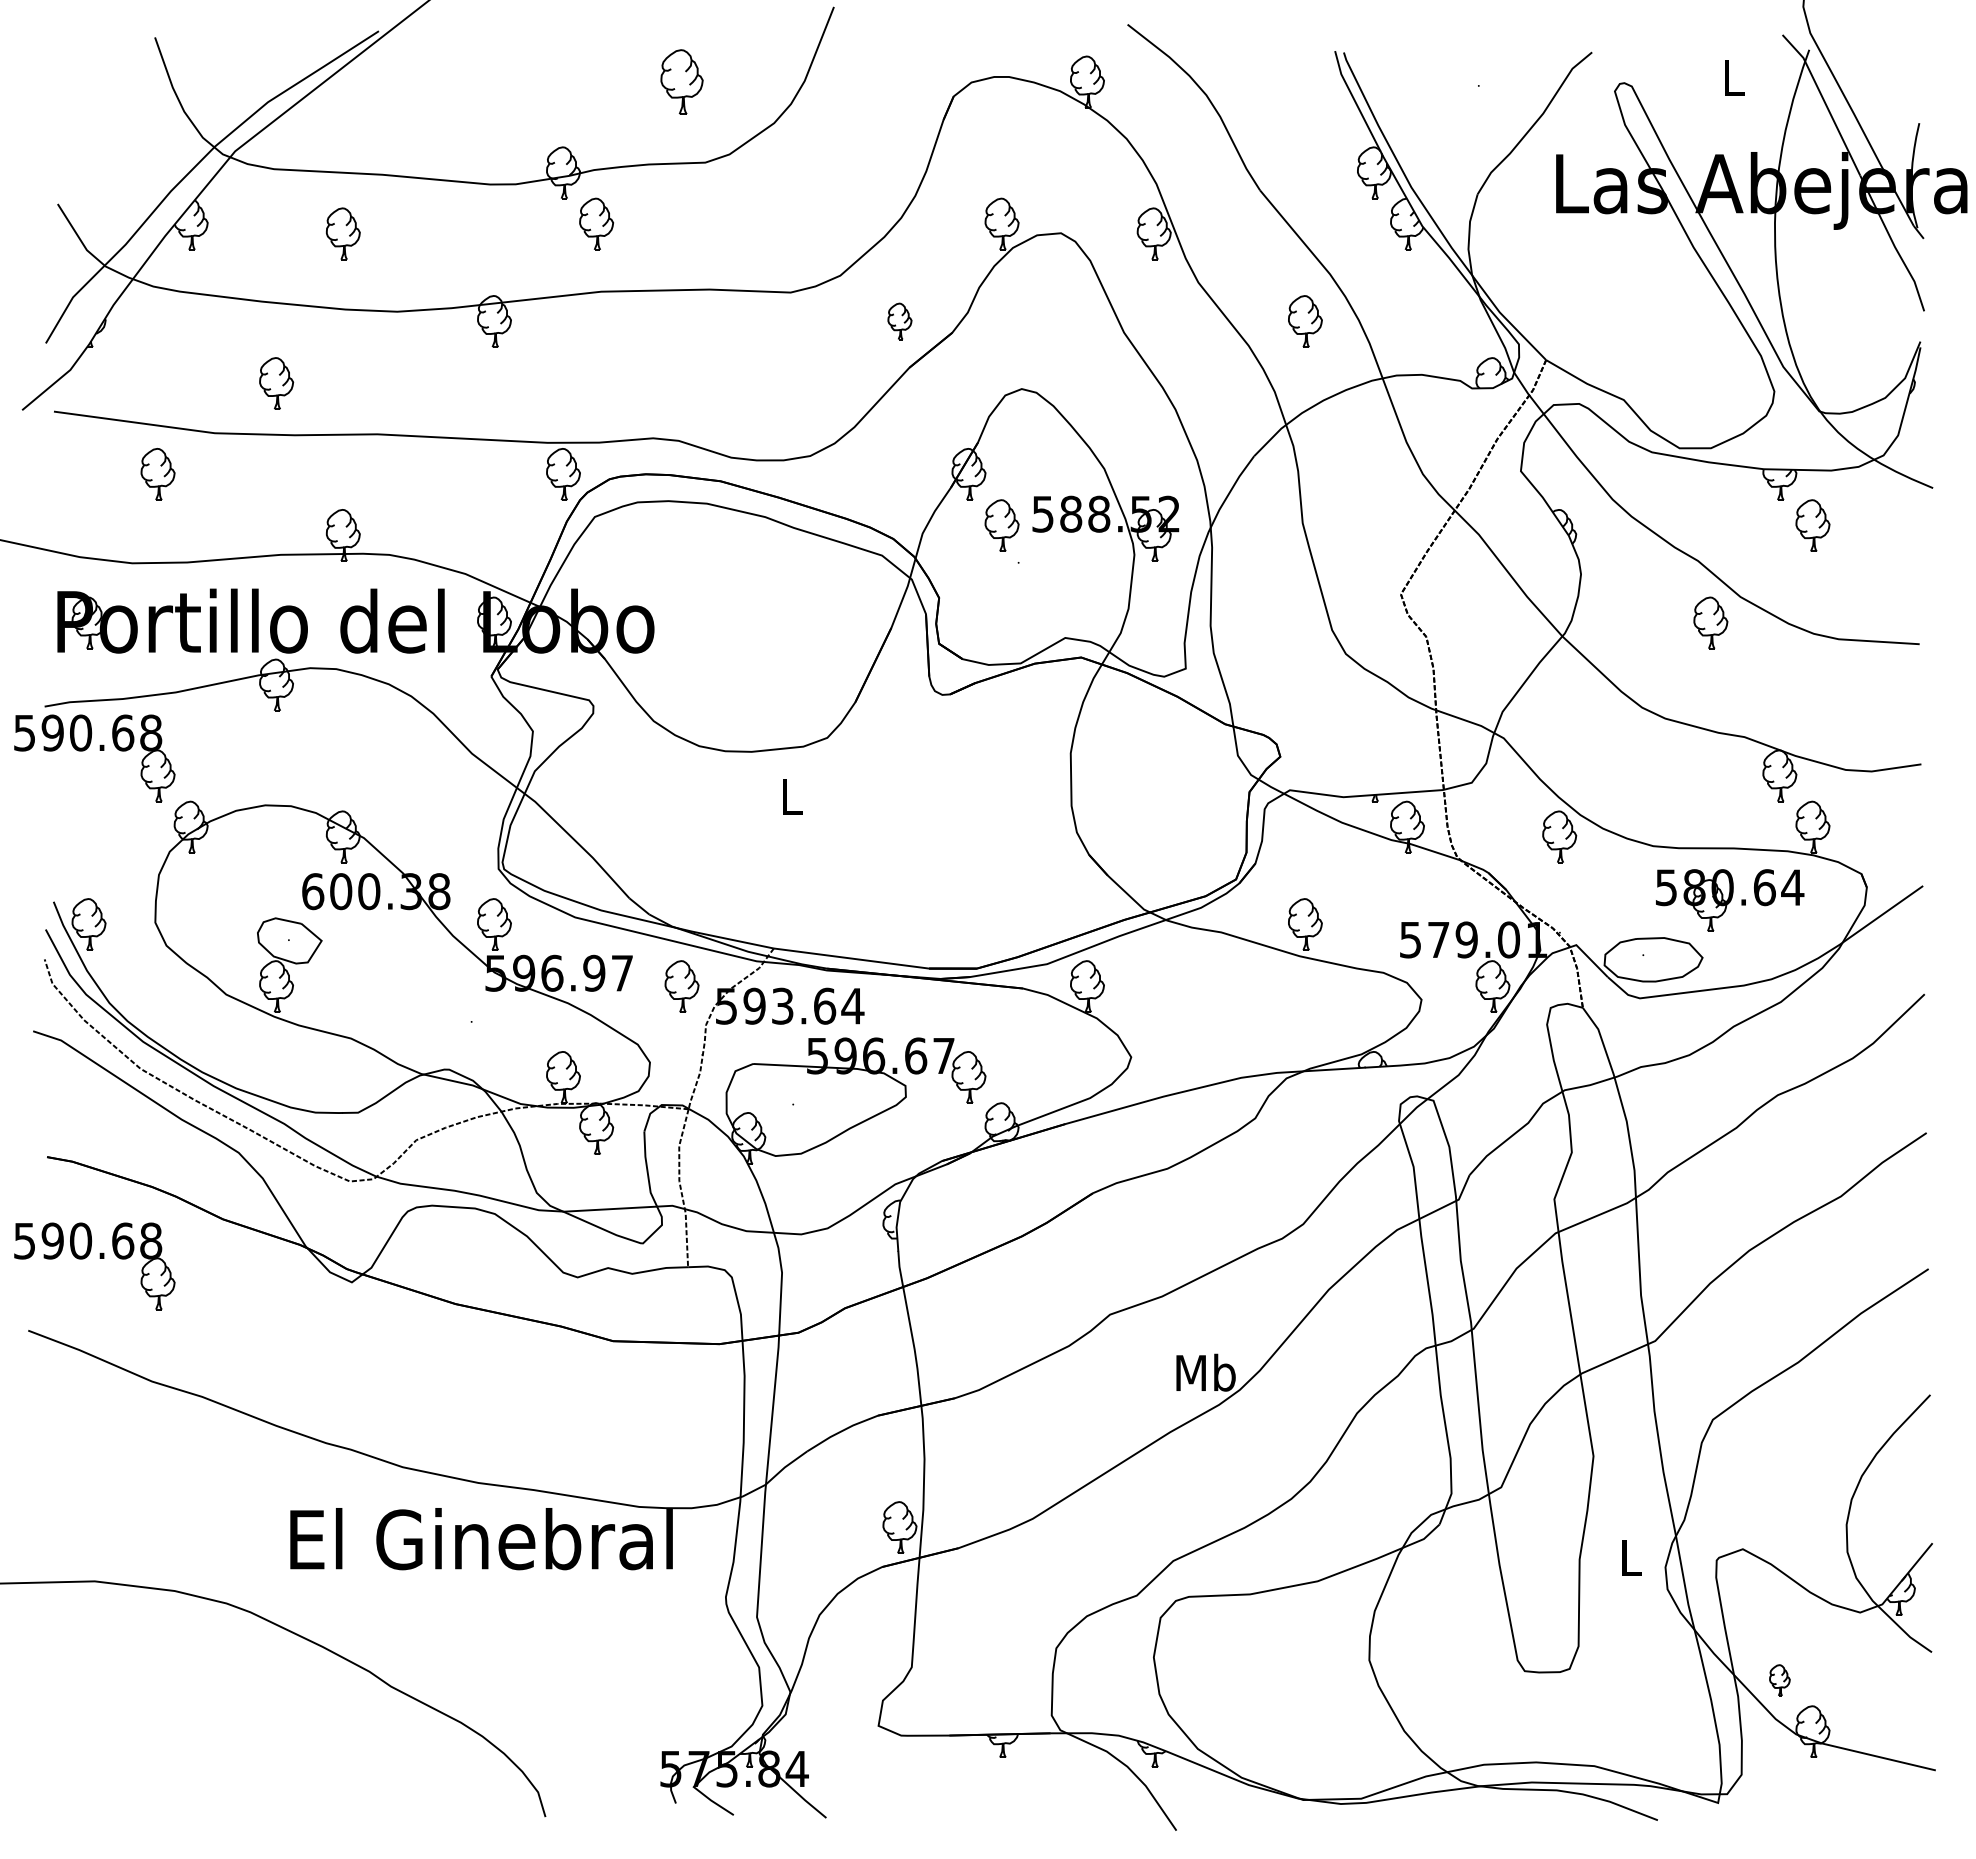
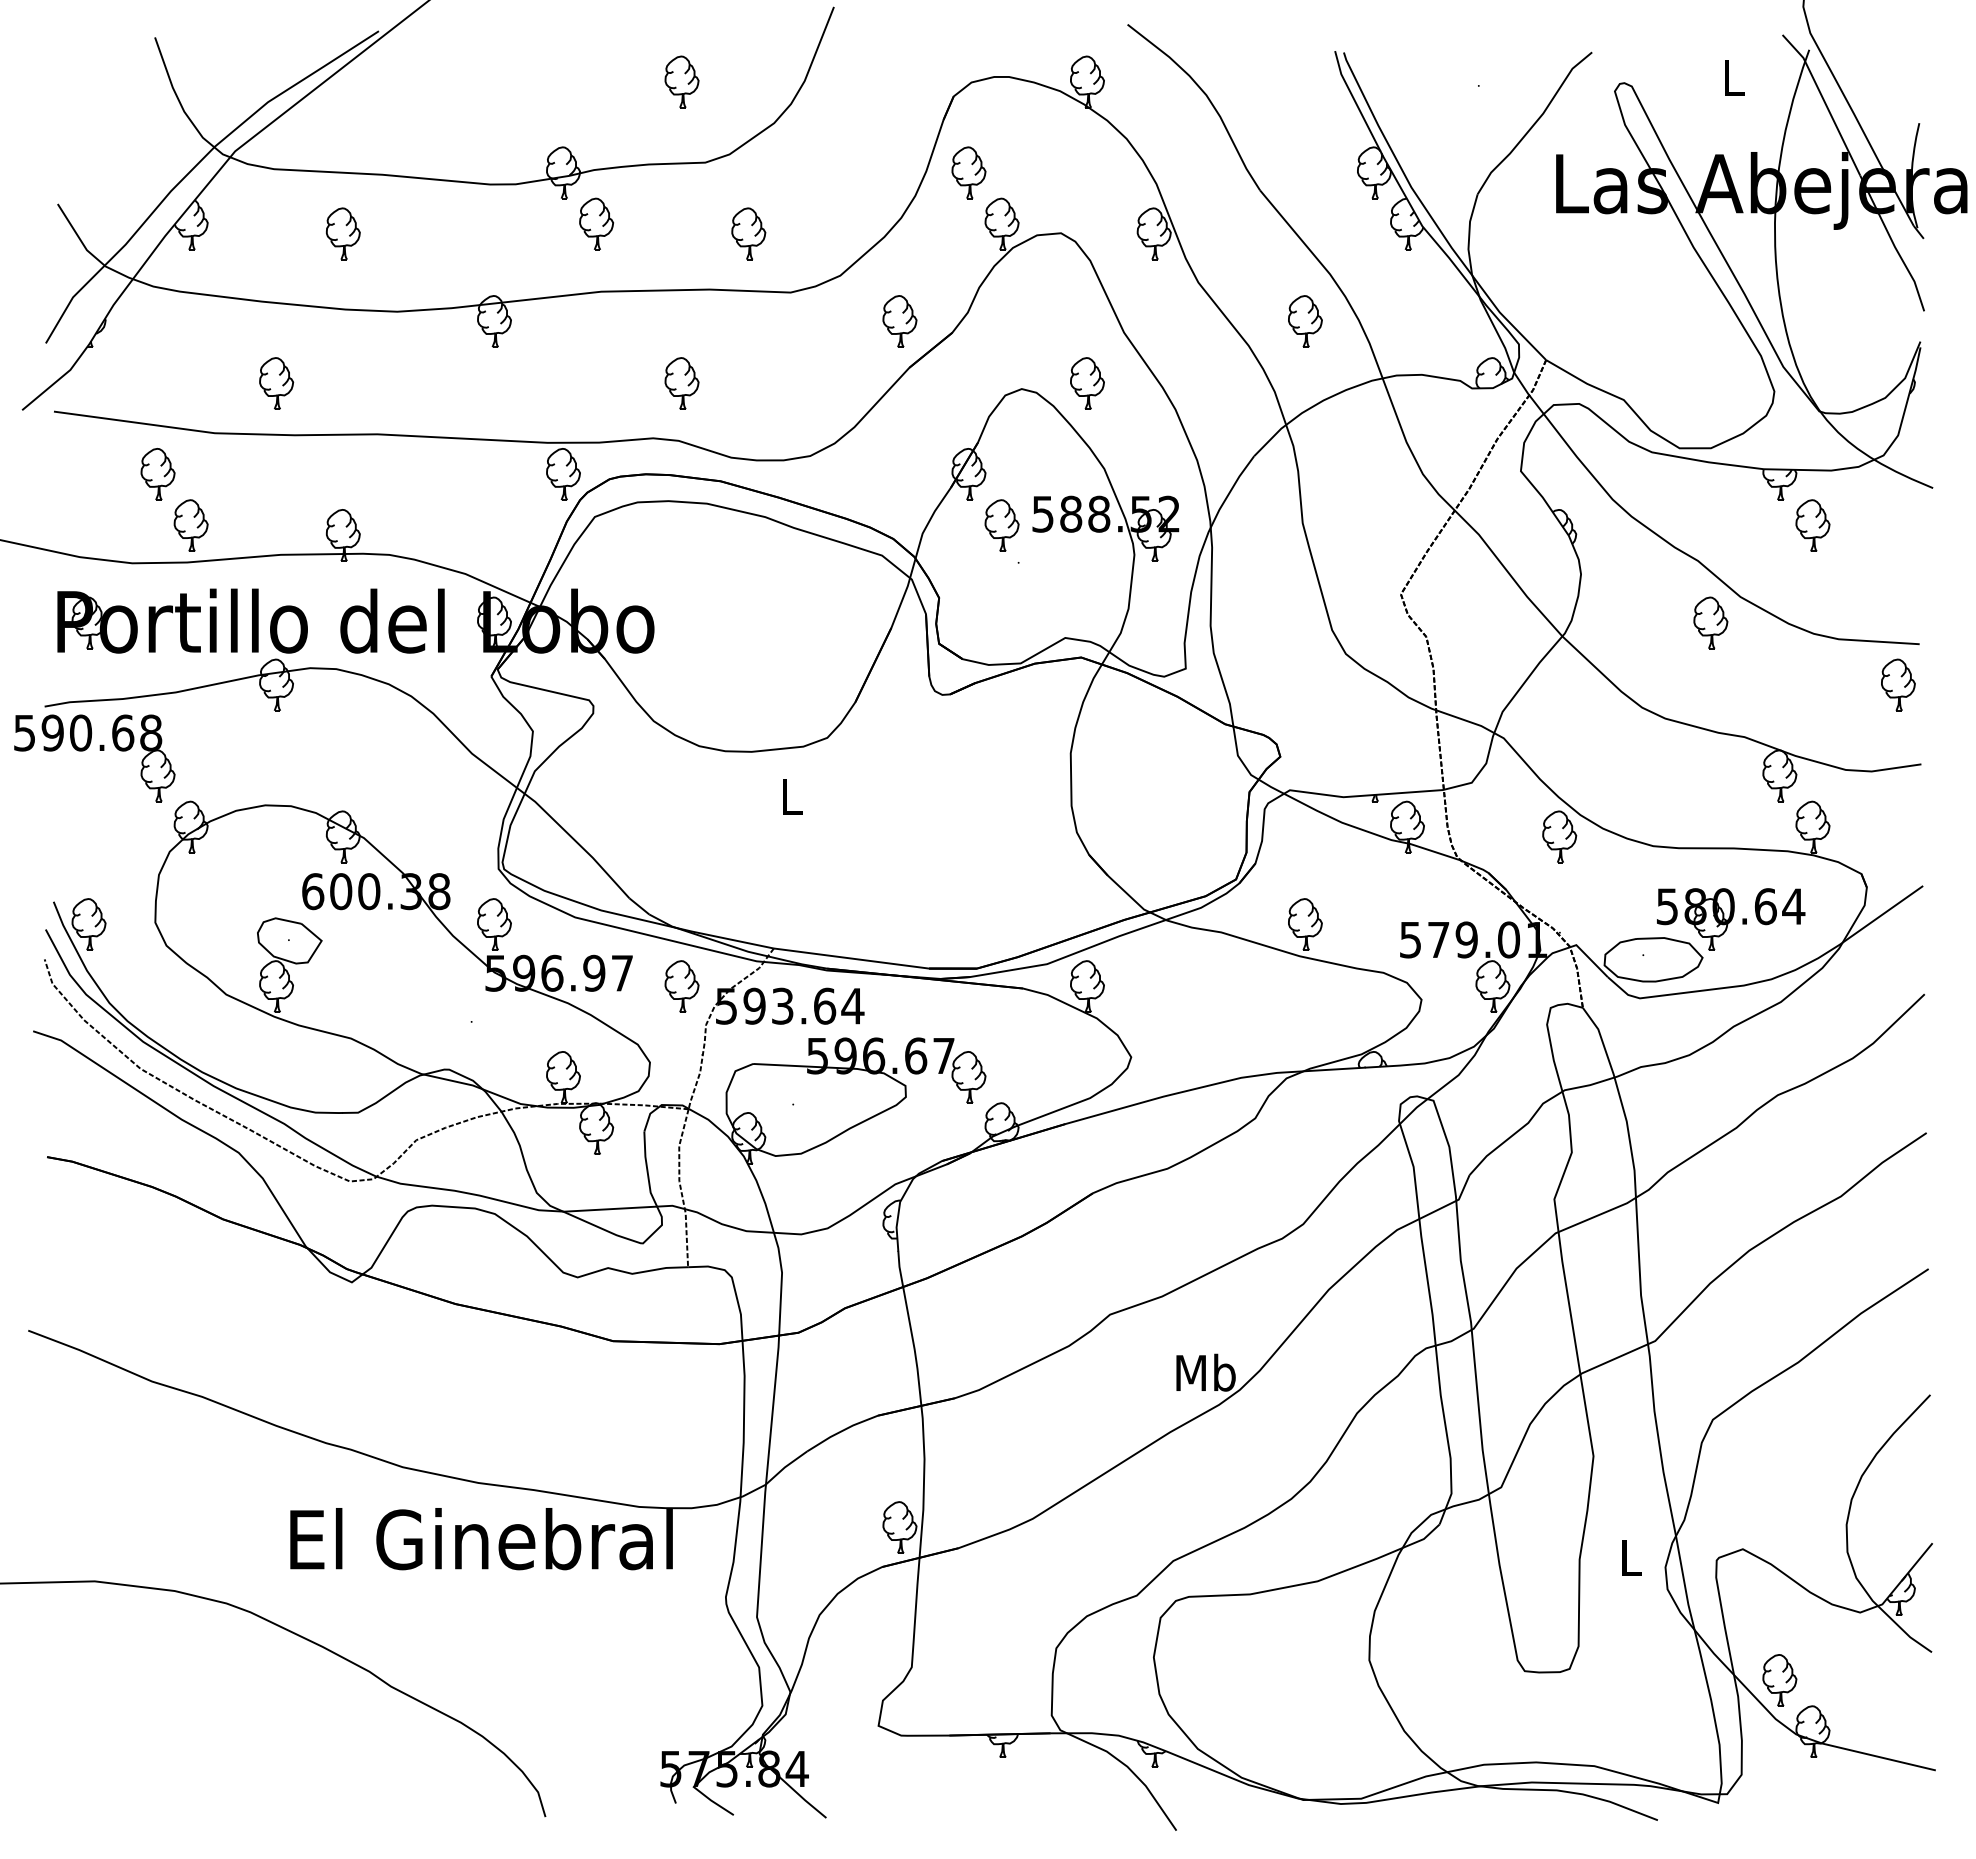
part size: 44x66 px -> 36x54 px (681, 81)
part: none -> present (968, 172)
part: none -> present (748, 233)
part size: 26x39 px -> 36x53 px (899, 321)
part: none -> present (681, 383)
part: none -> present (1087, 383)
part: none -> present (190, 525)
part: none -> present (1898, 684)
part position: (1730, 900) -> (1731, 919) (1731, 919)
part: present -> none (99, 1258)
part size: 22x33 px -> 36x53 px (1779, 1680)
